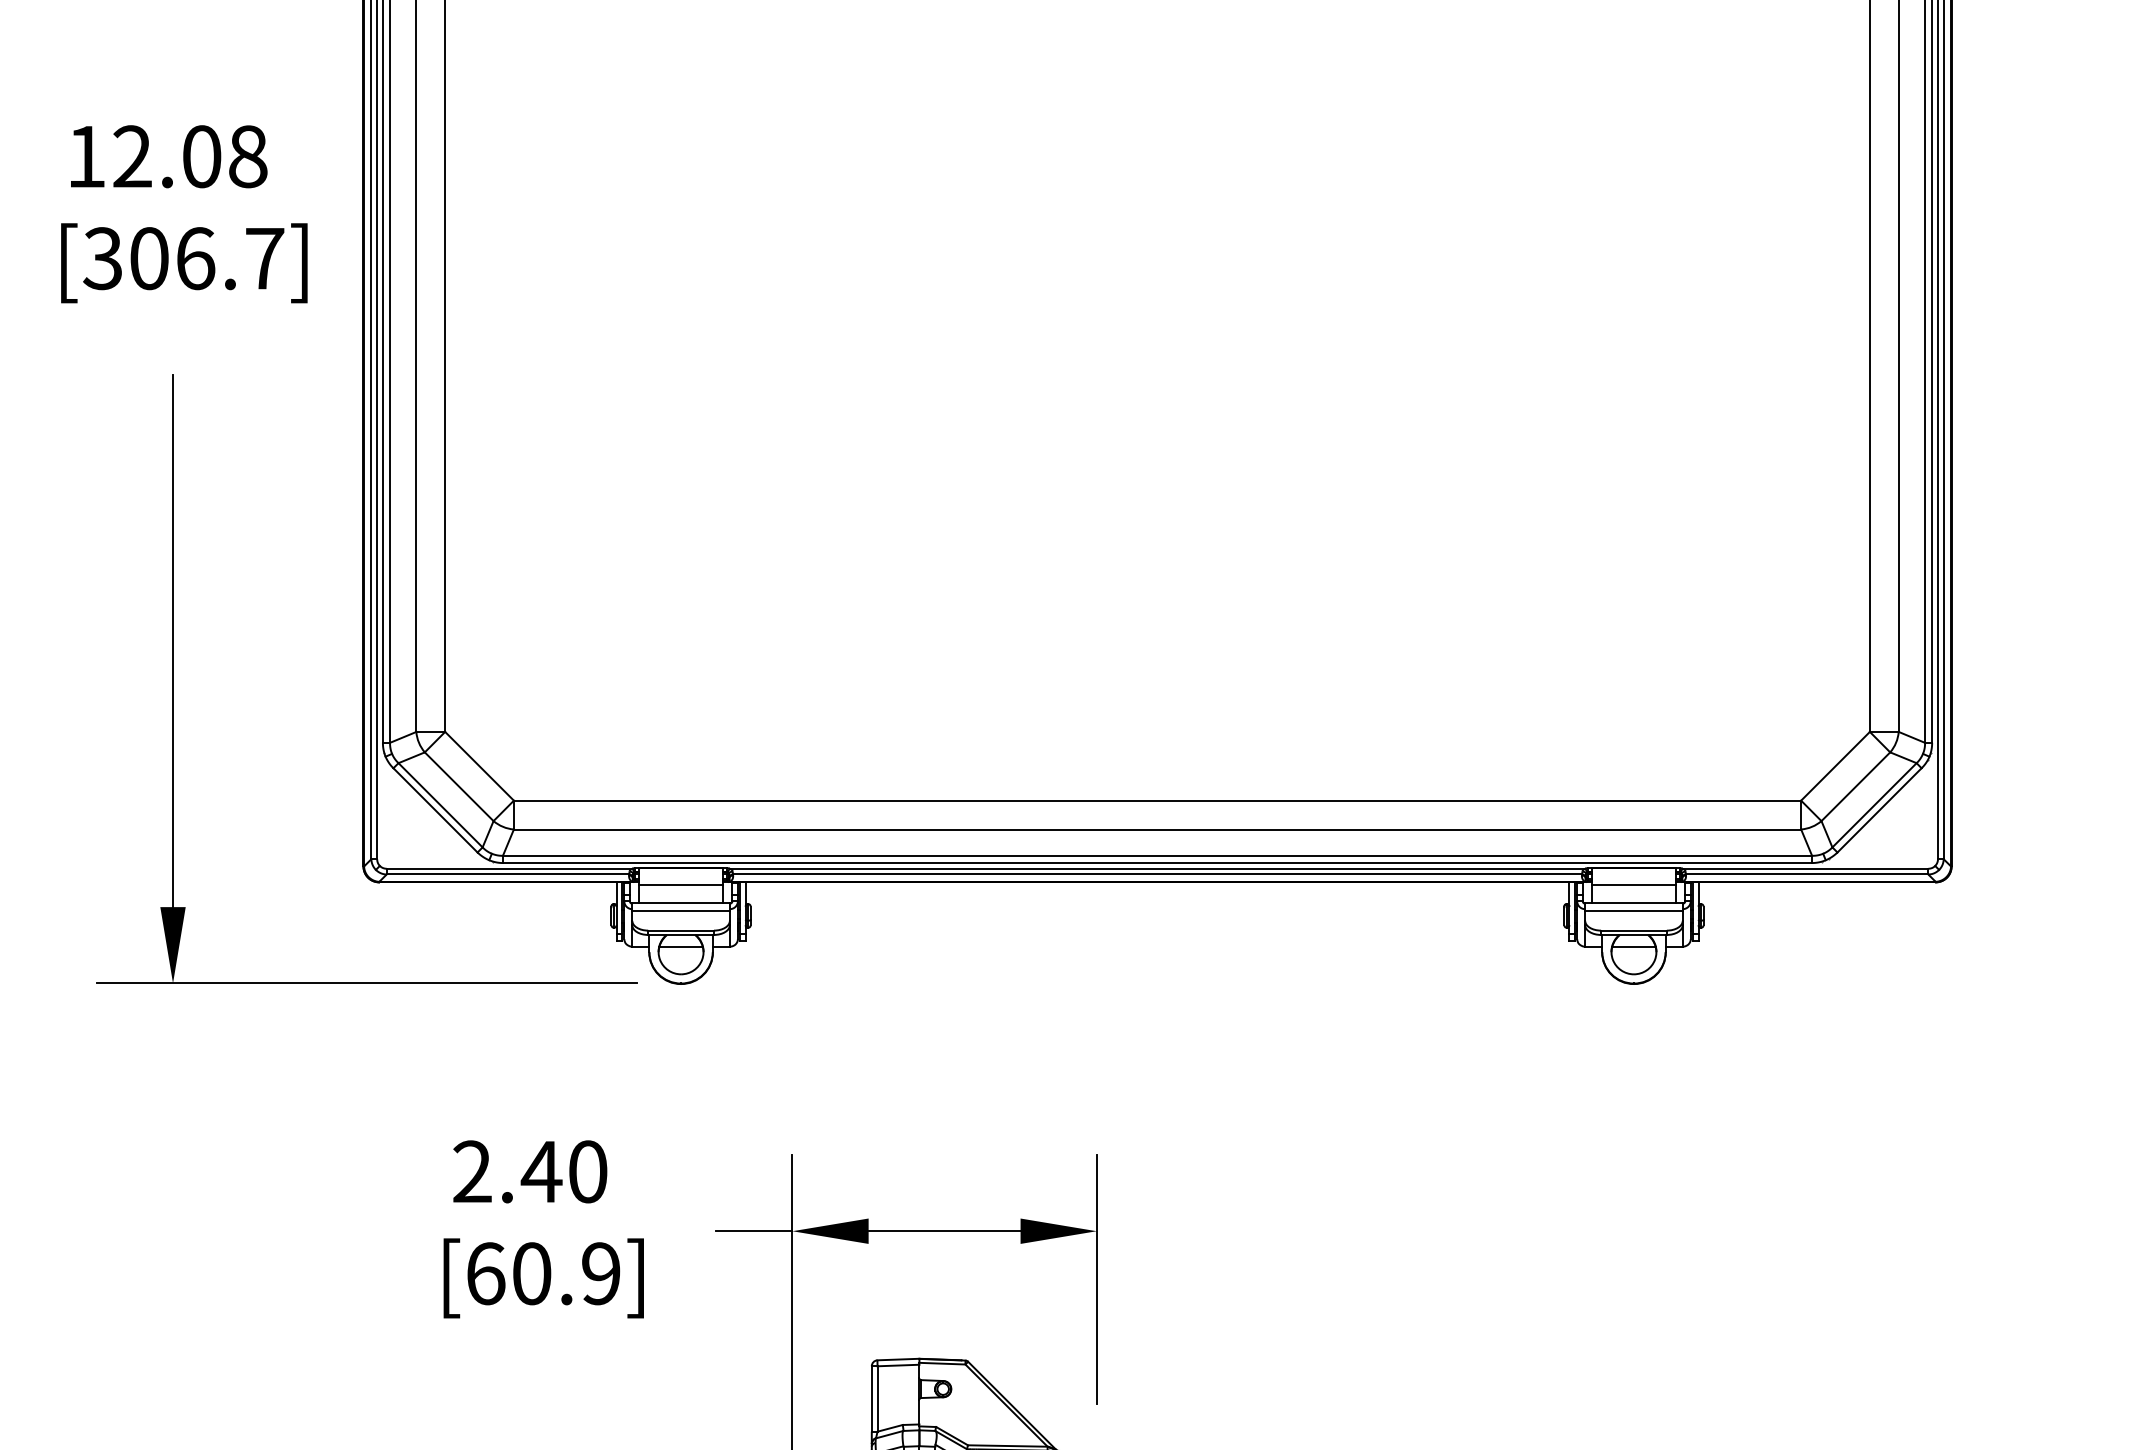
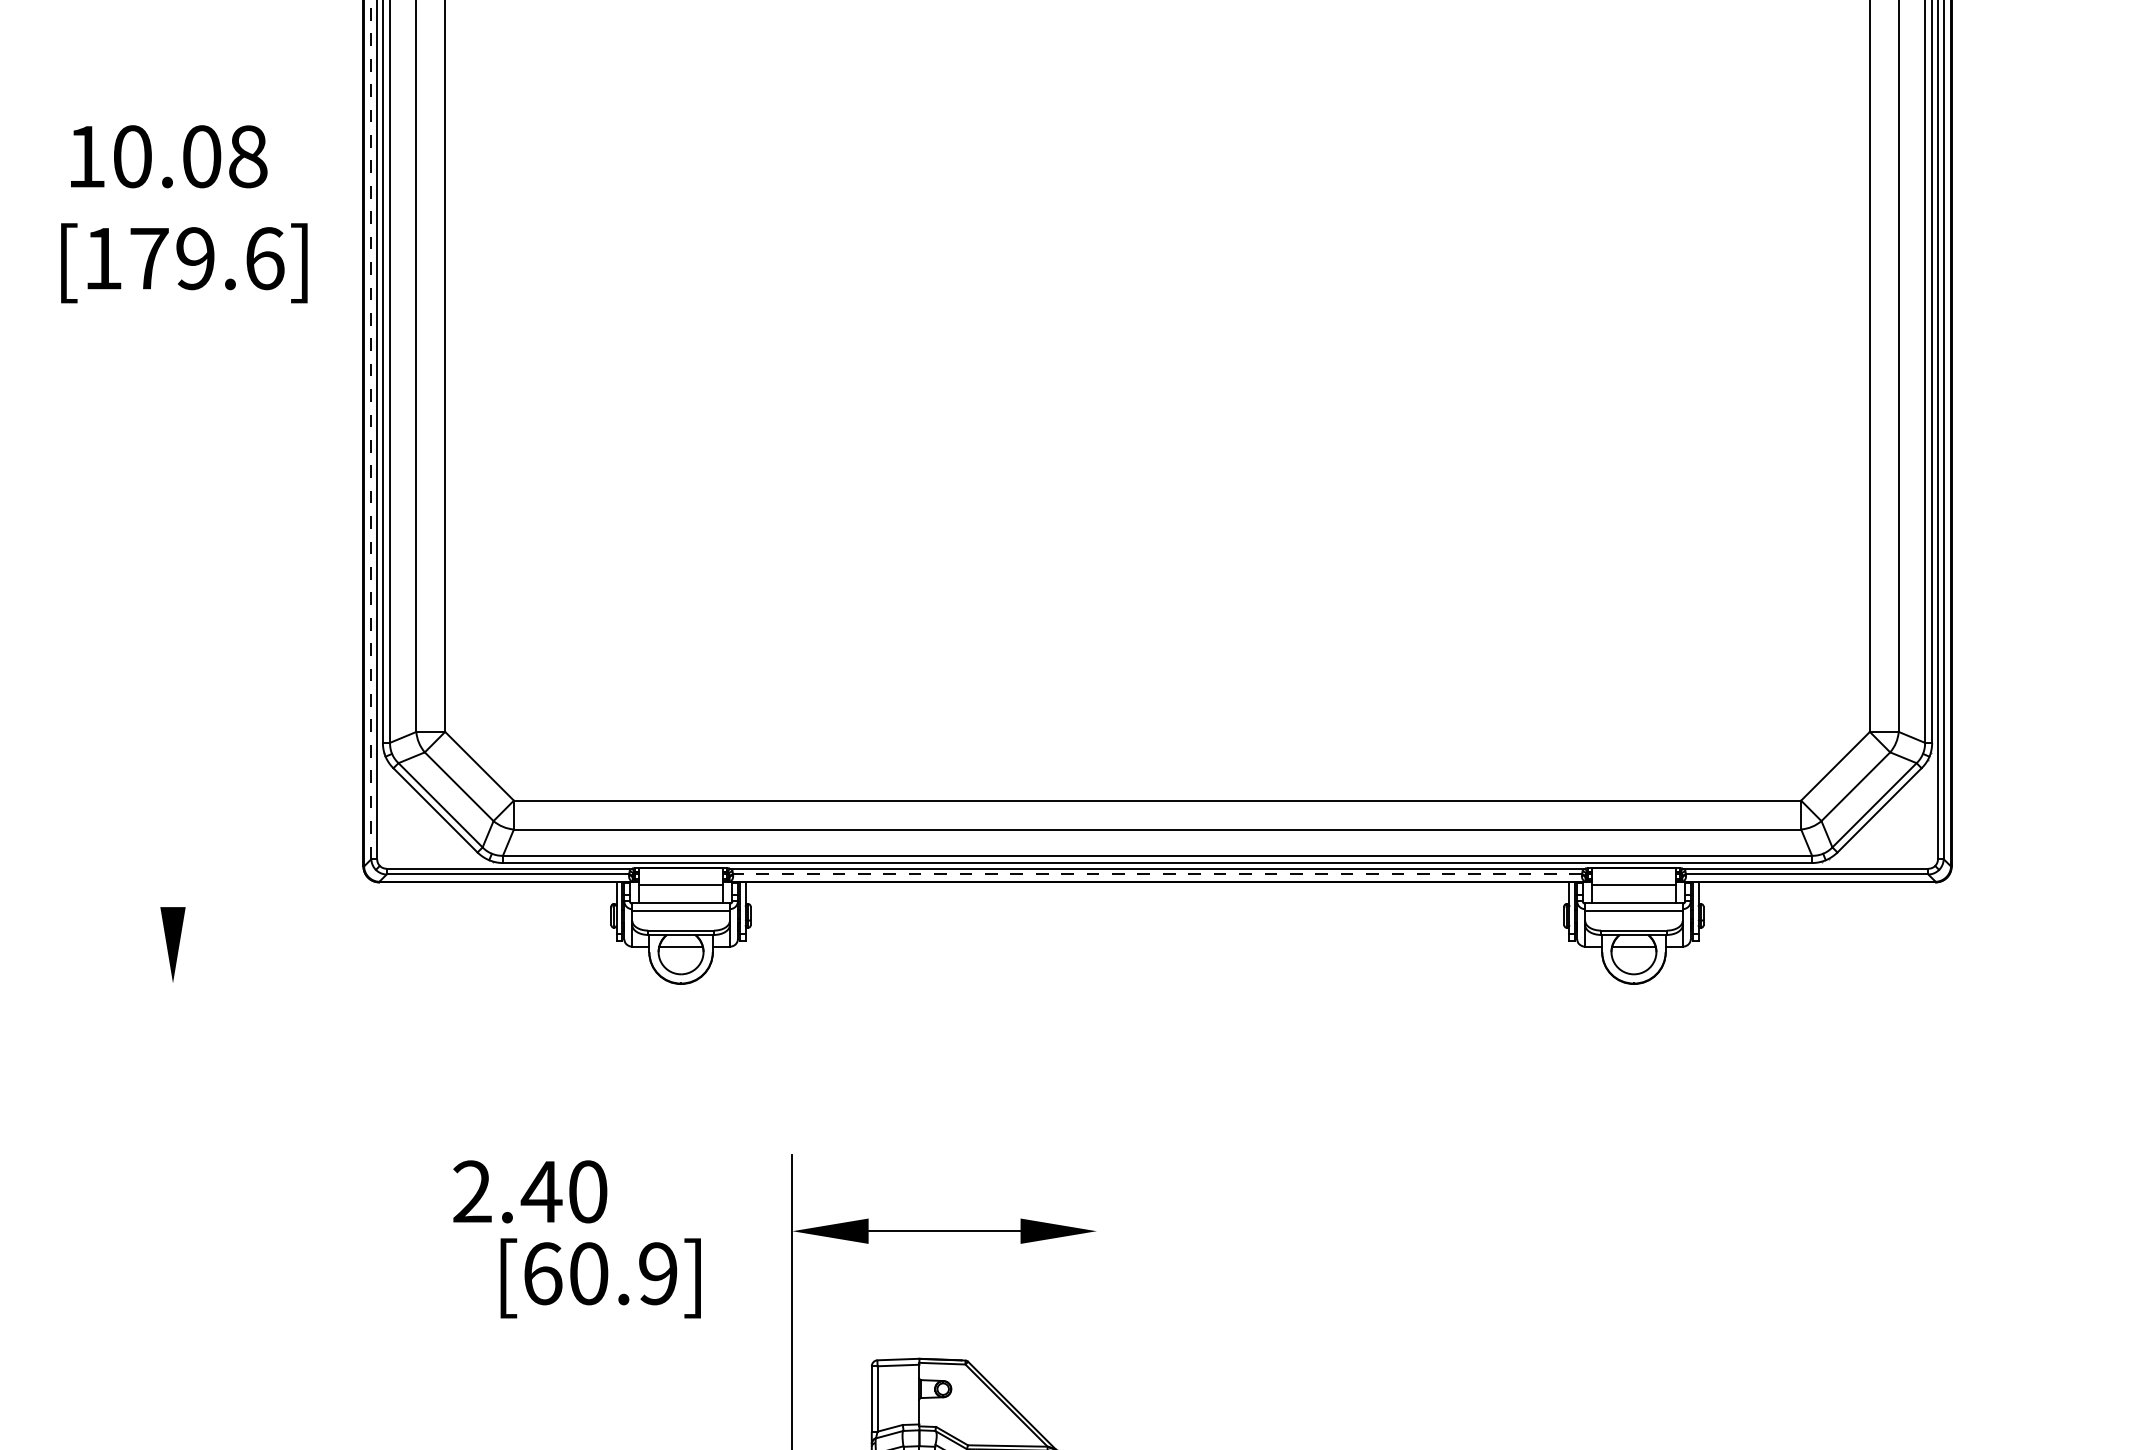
text: 12.08 -> 10.08 (132, 156)
text: [306.7] -> [179.6] (183, 258)
line: solid -> dashed (371, 429)
line: present -> none (173, 640)
line: solid -> dashed (1157, 874)
line: present -> none (366, 983)
text position: (530, 1171) -> (530, 1191) (530, 1191)
line: present -> none (754, 1231)
text position: (543, 1278) -> (600, 1278) (600, 1278)
line: present -> none (1096, 1279)
